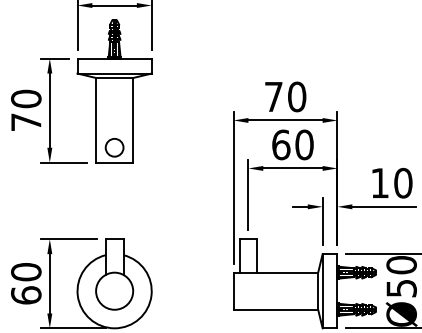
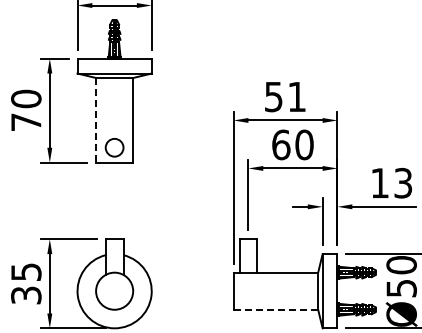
text: 70 -> 51 (285, 96)
line: solid -> dashed (96, 120)
text: 10 -> 13 (403, 183)
text: 60 -> 35 (26, 283)
line: solid -> dashed (275, 309)
